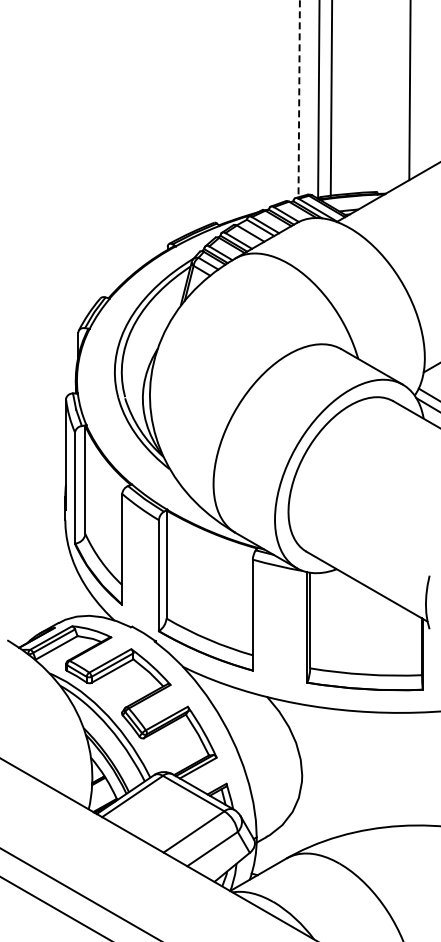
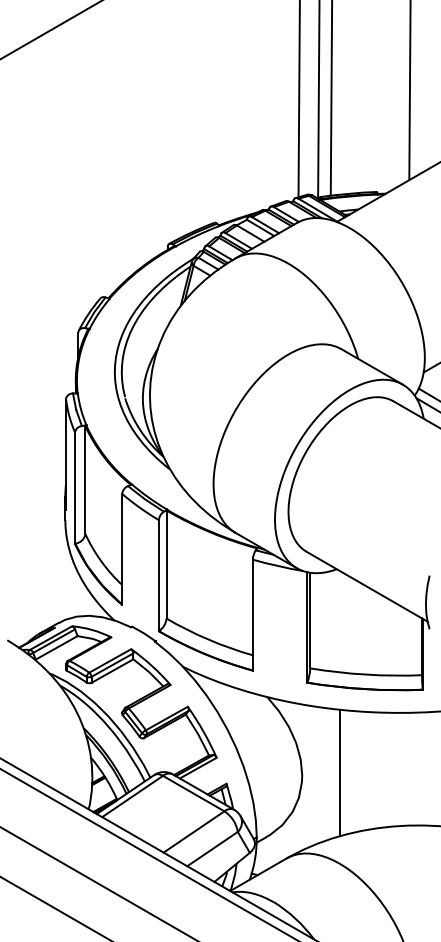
line: none -> present (50, 30)
line: dashed -> solid (299, 99)
line: none -> present (339, 772)
line: none -> present (148, 854)
line position: (79, 893) -> (98, 883) (98, 883)
